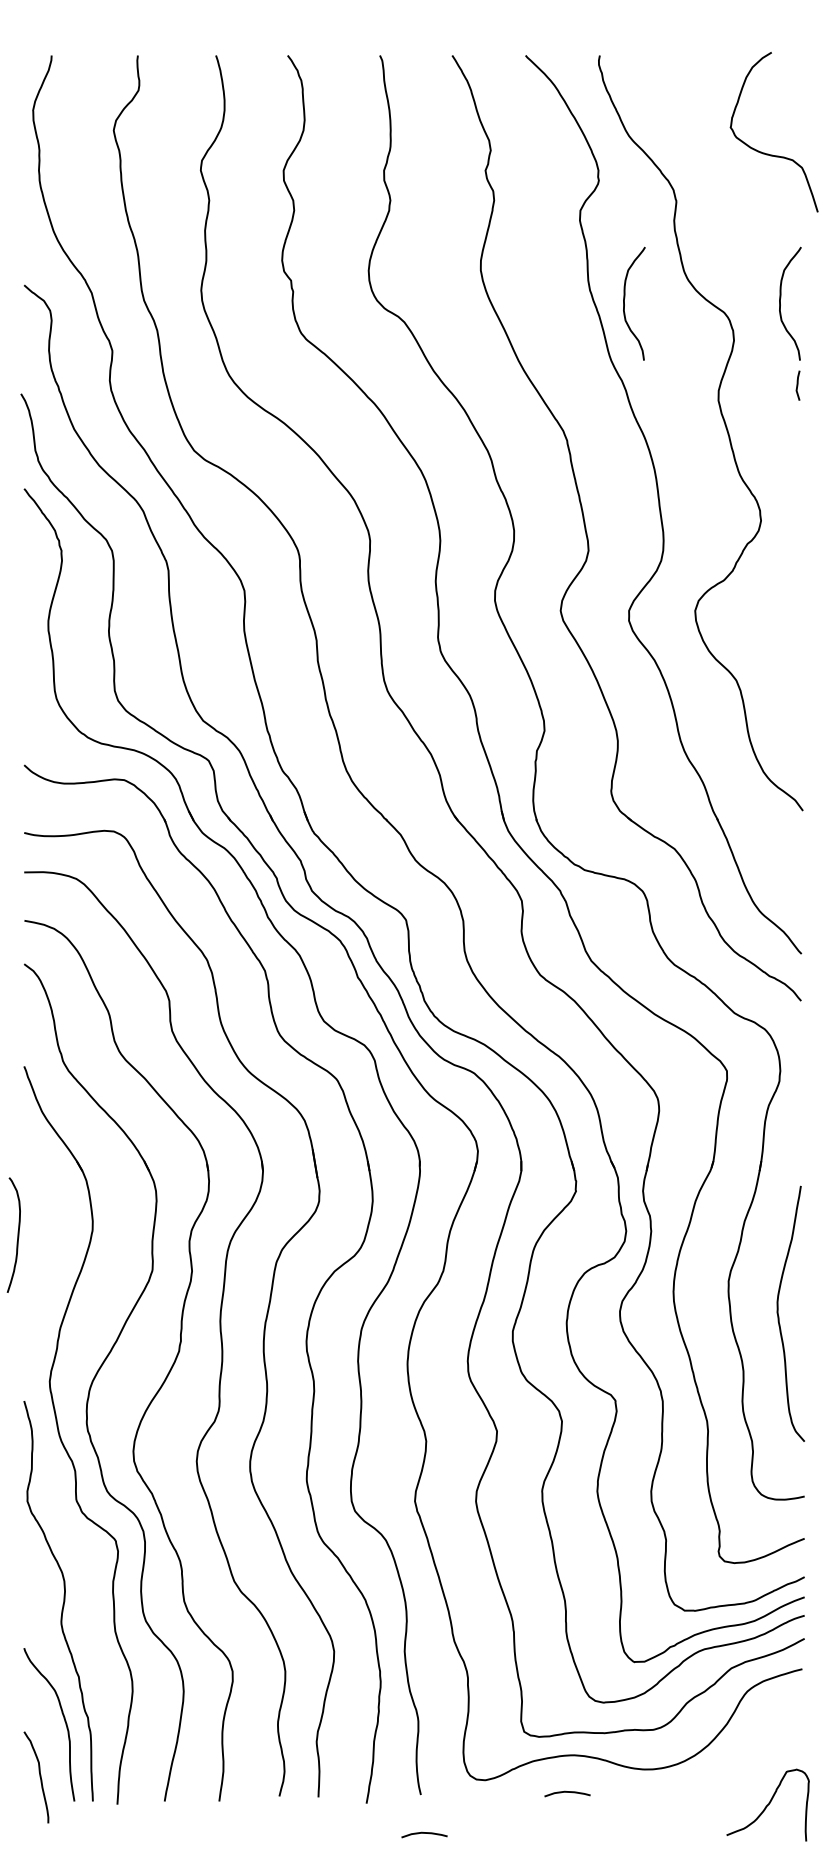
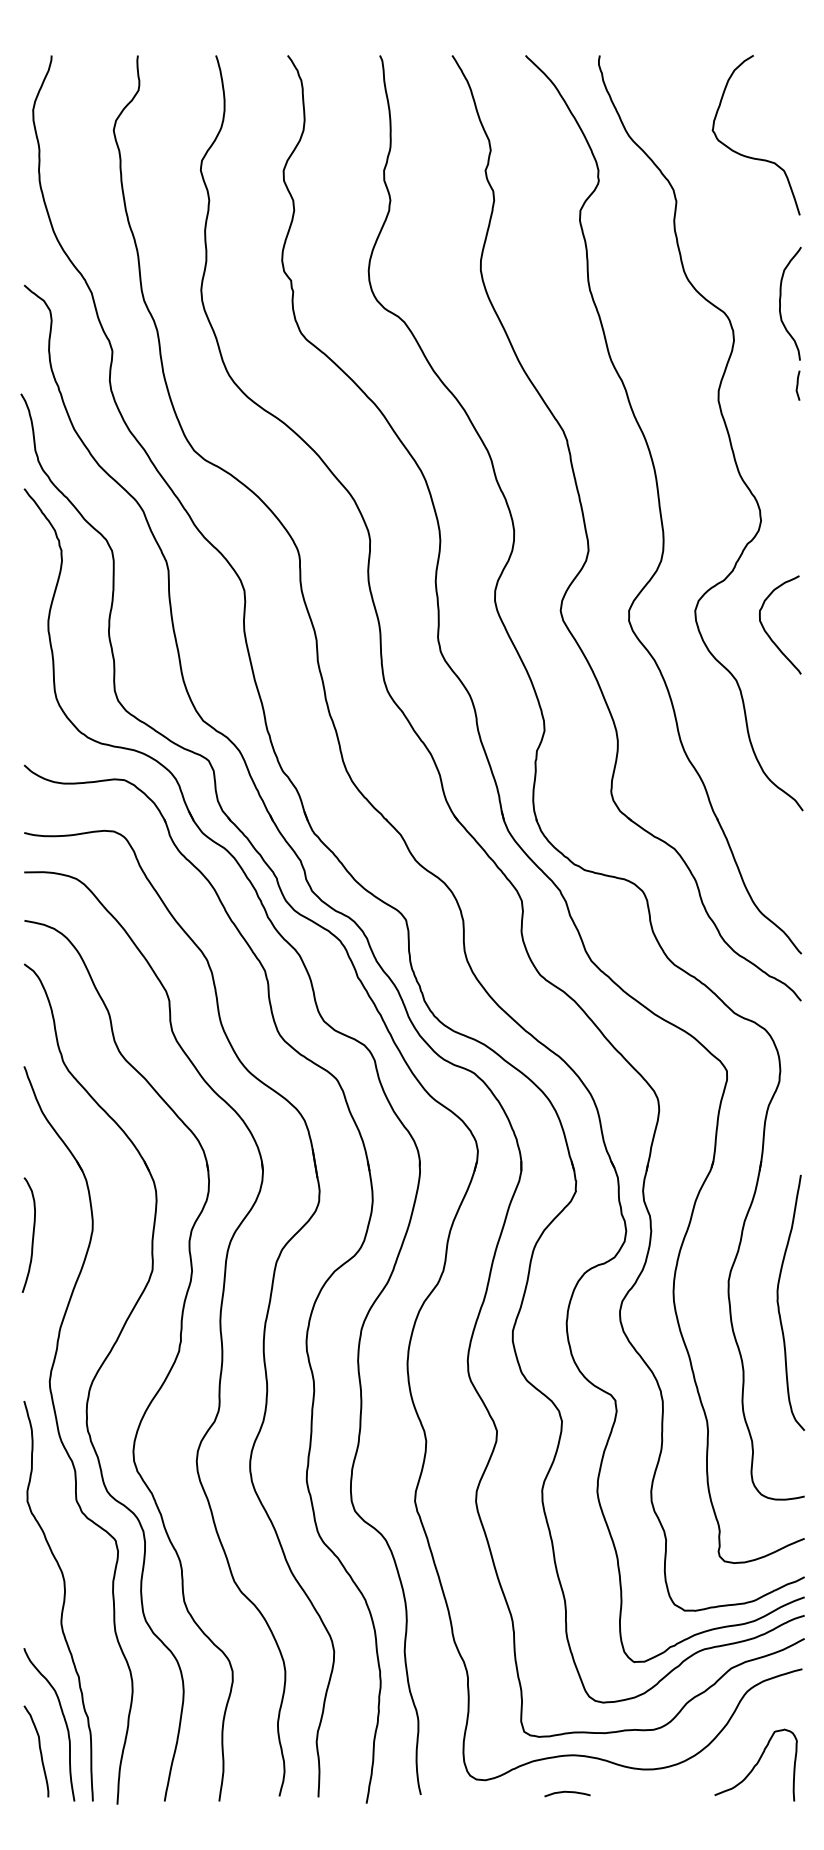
curve position: (768, 153) -> (750, 156) (750, 156)
curve: present -> none (624, 303)
curve: none -> present (768, 633)
curve position: (17, 1234) -> (32, 1234) (32, 1234)
curve position: (779, 1316) -> (779, 1305) (779, 1305)
curve position: (39, 1777) -> (39, 1751) (39, 1751)
curve position: (767, 1804) -> (755, 1764) (755, 1764)
curve: present -> none (424, 1833)
